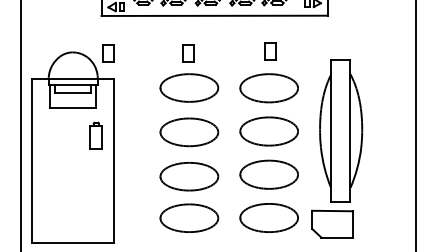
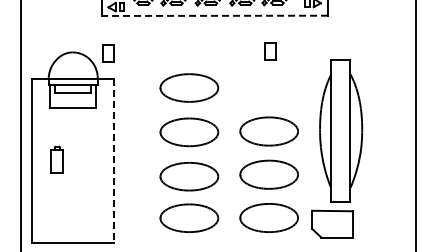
line: solid -> dashed (214, 15)
part: present -> none (188, 53)
part: present -> none (268, 88)
part position: (95, 135) -> (56, 159) (56, 159)
line: solid -> dashed (113, 161)
